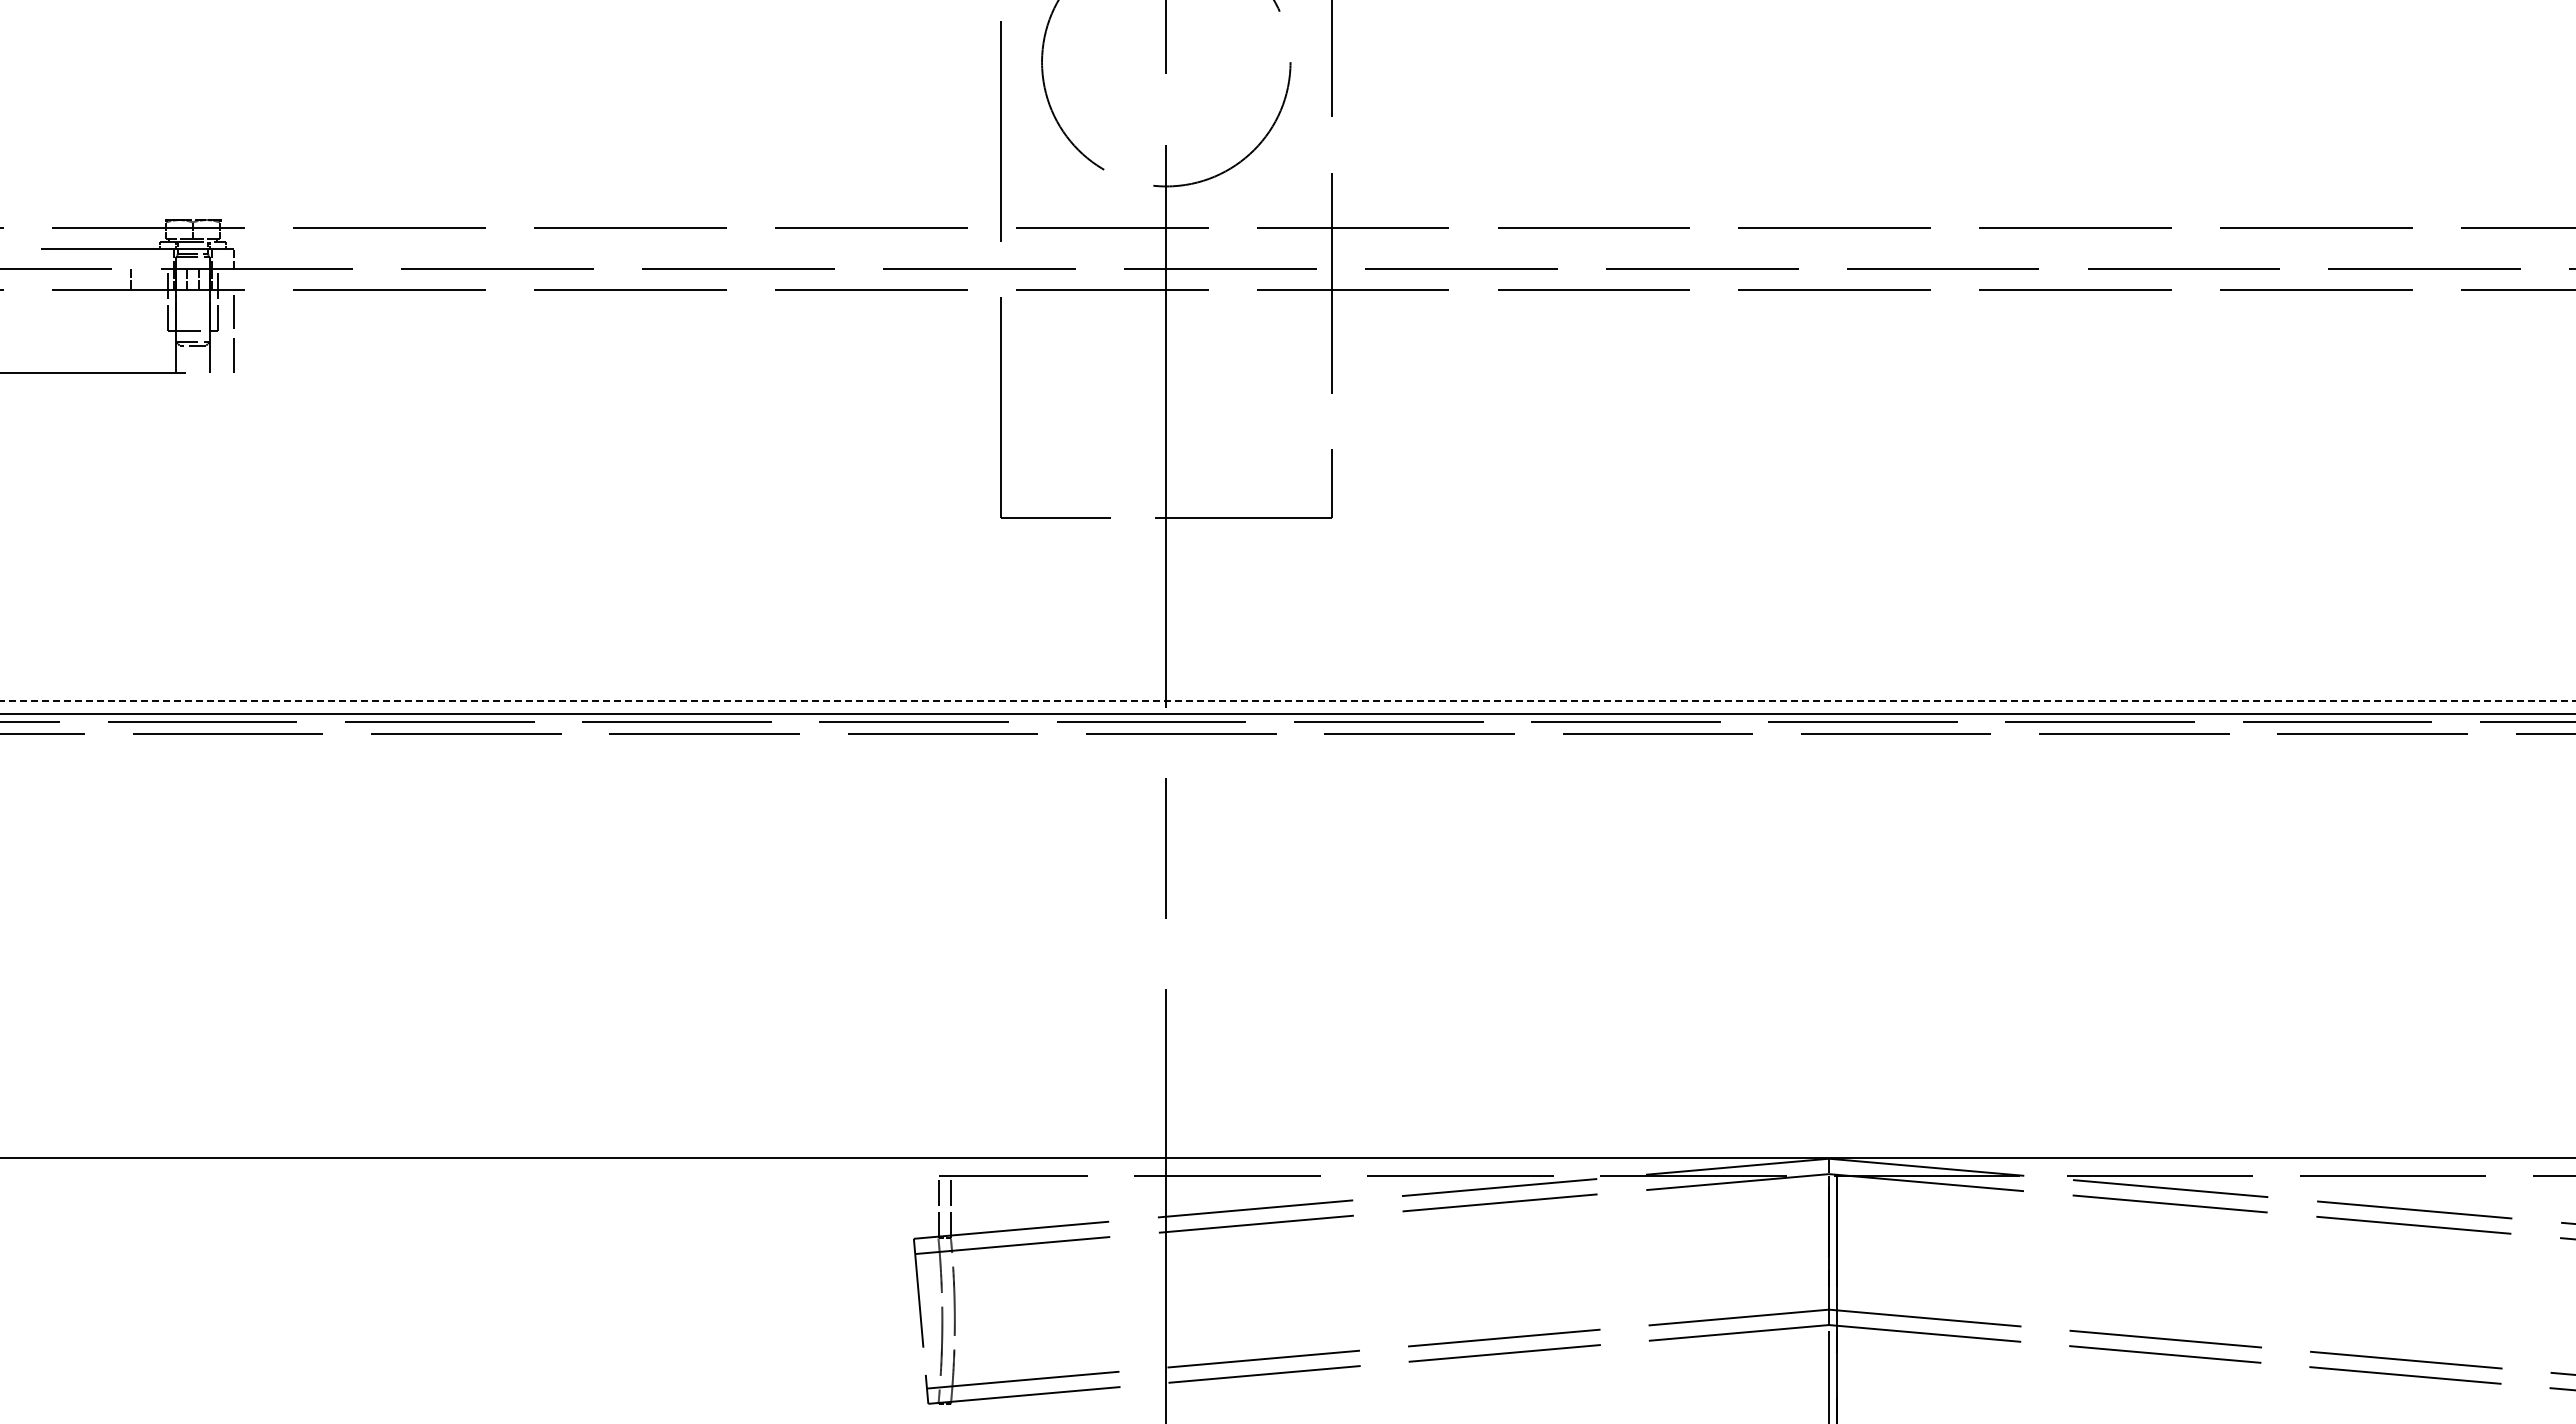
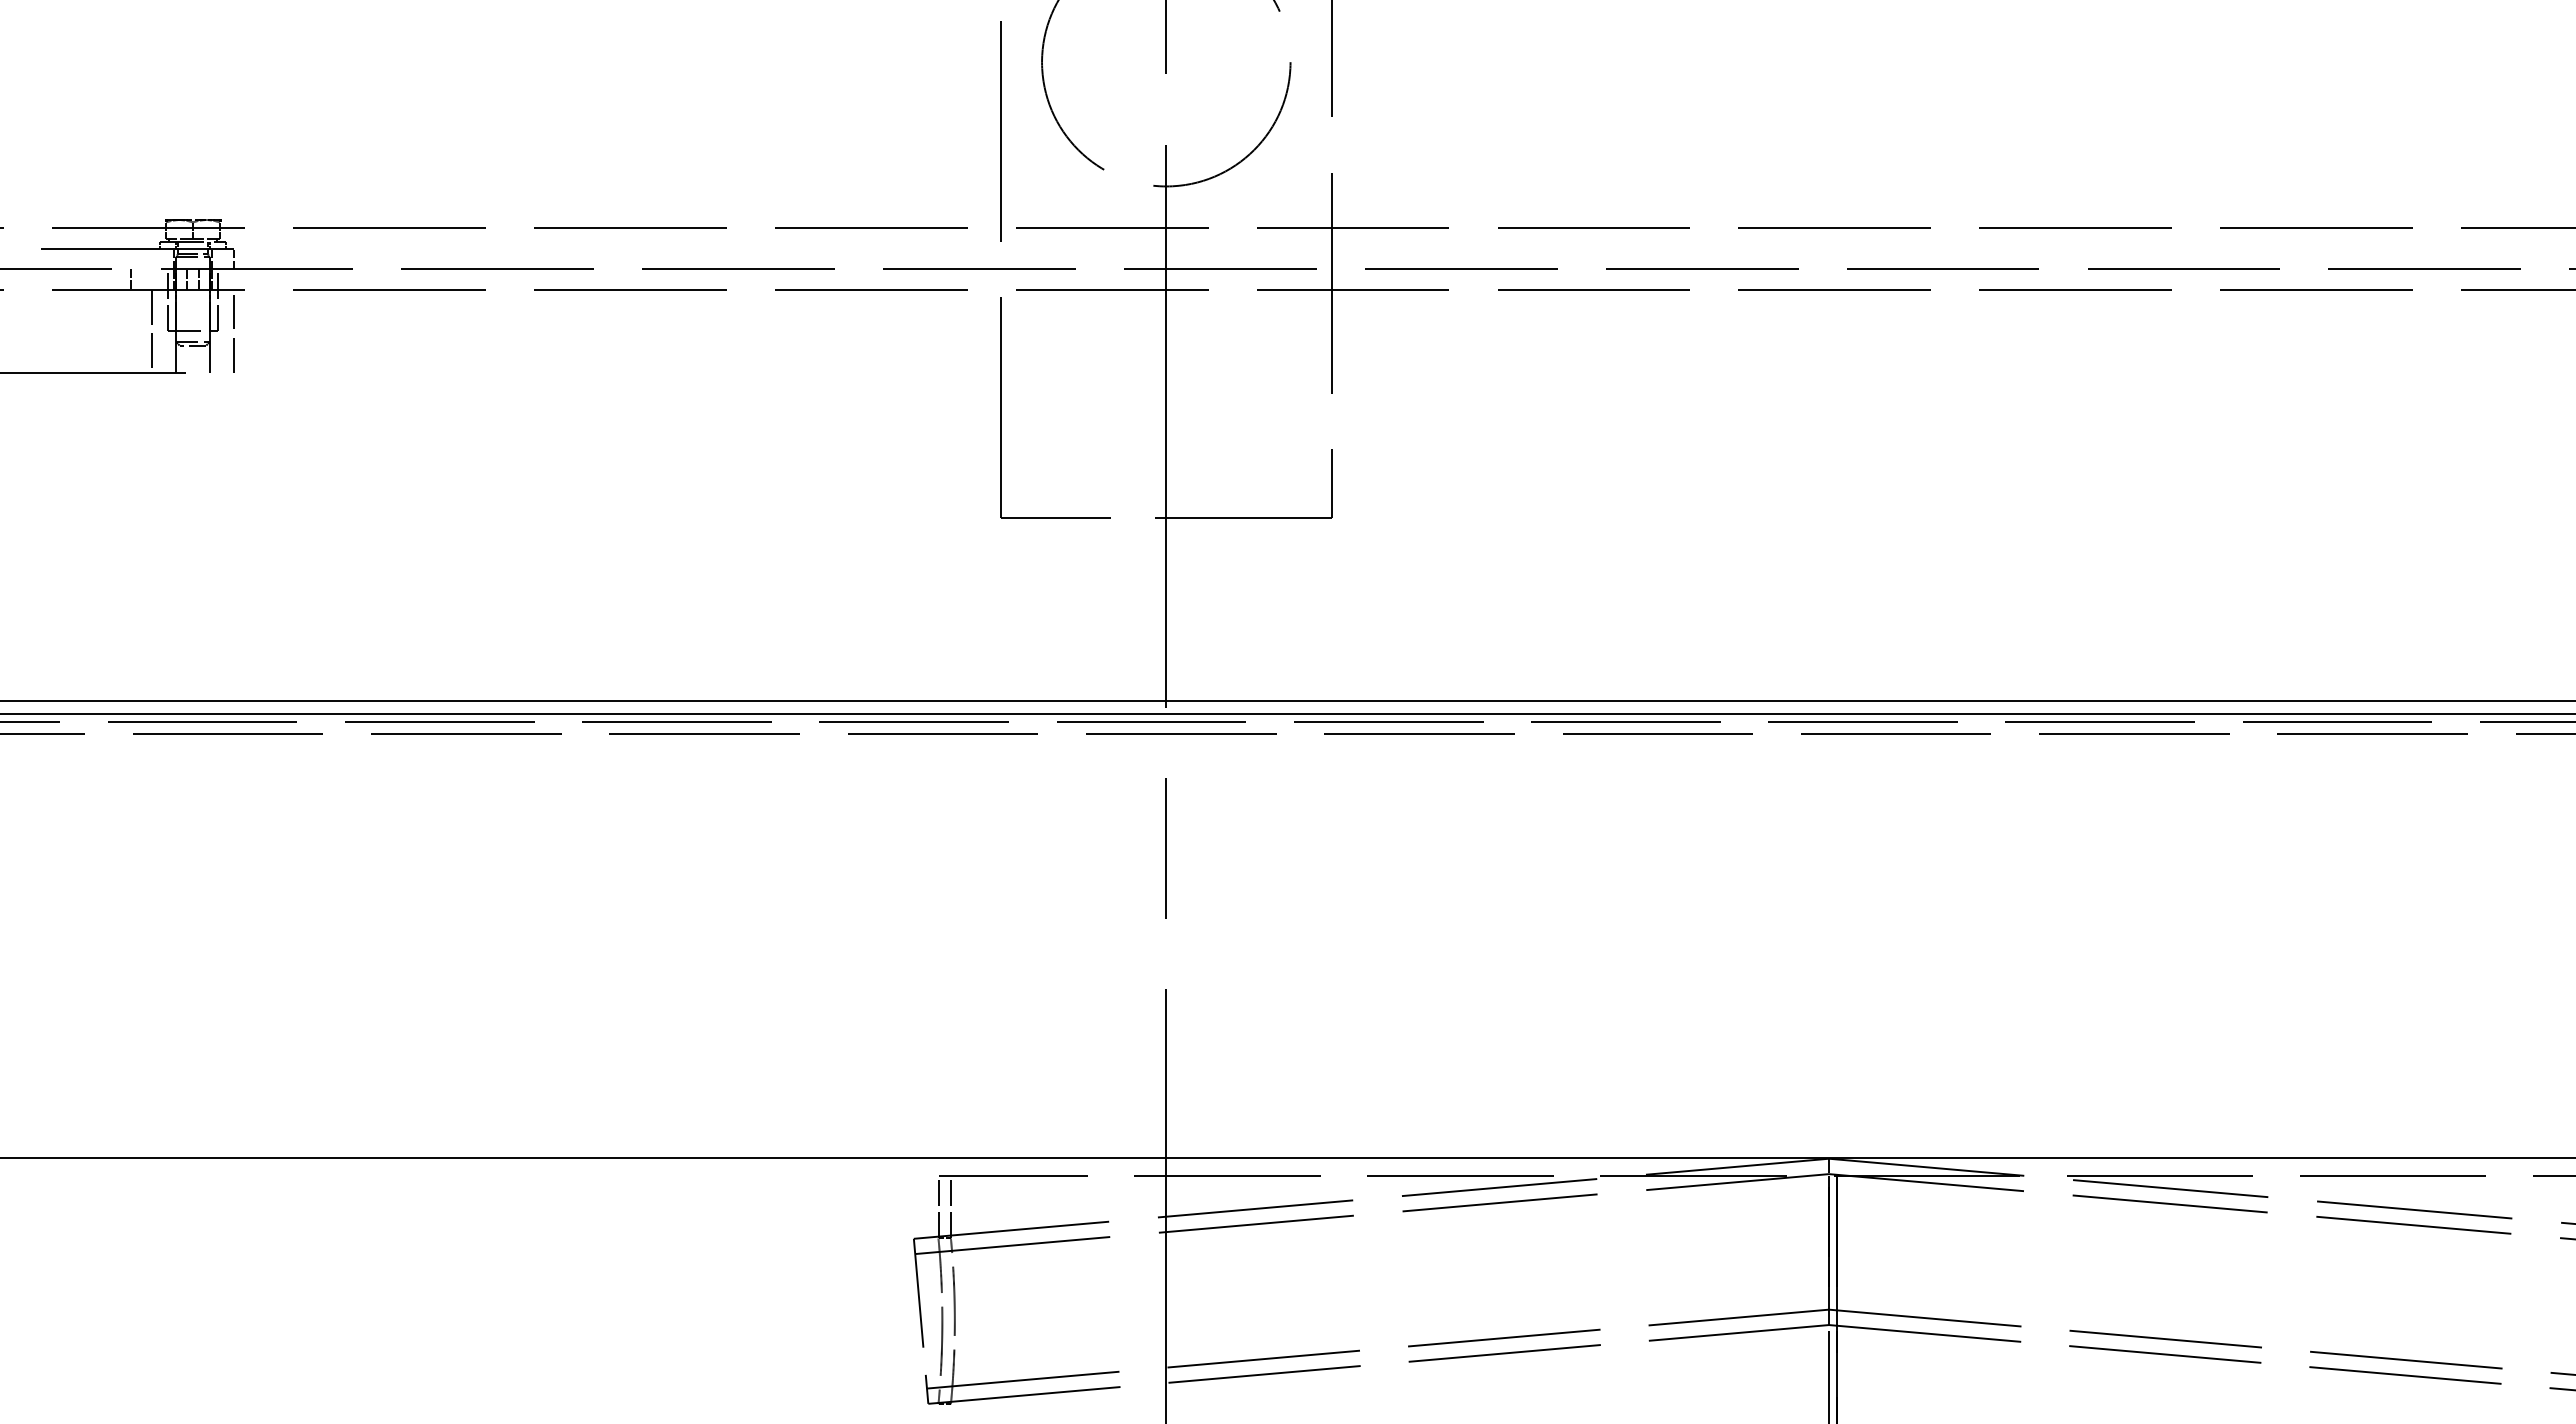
line: none -> present (151, 331)
line: dashed -> solid (1288, 701)
